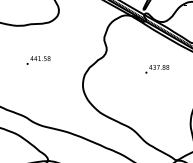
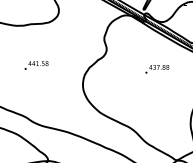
text position: (38, 60) -> (36, 65) (36, 65)
